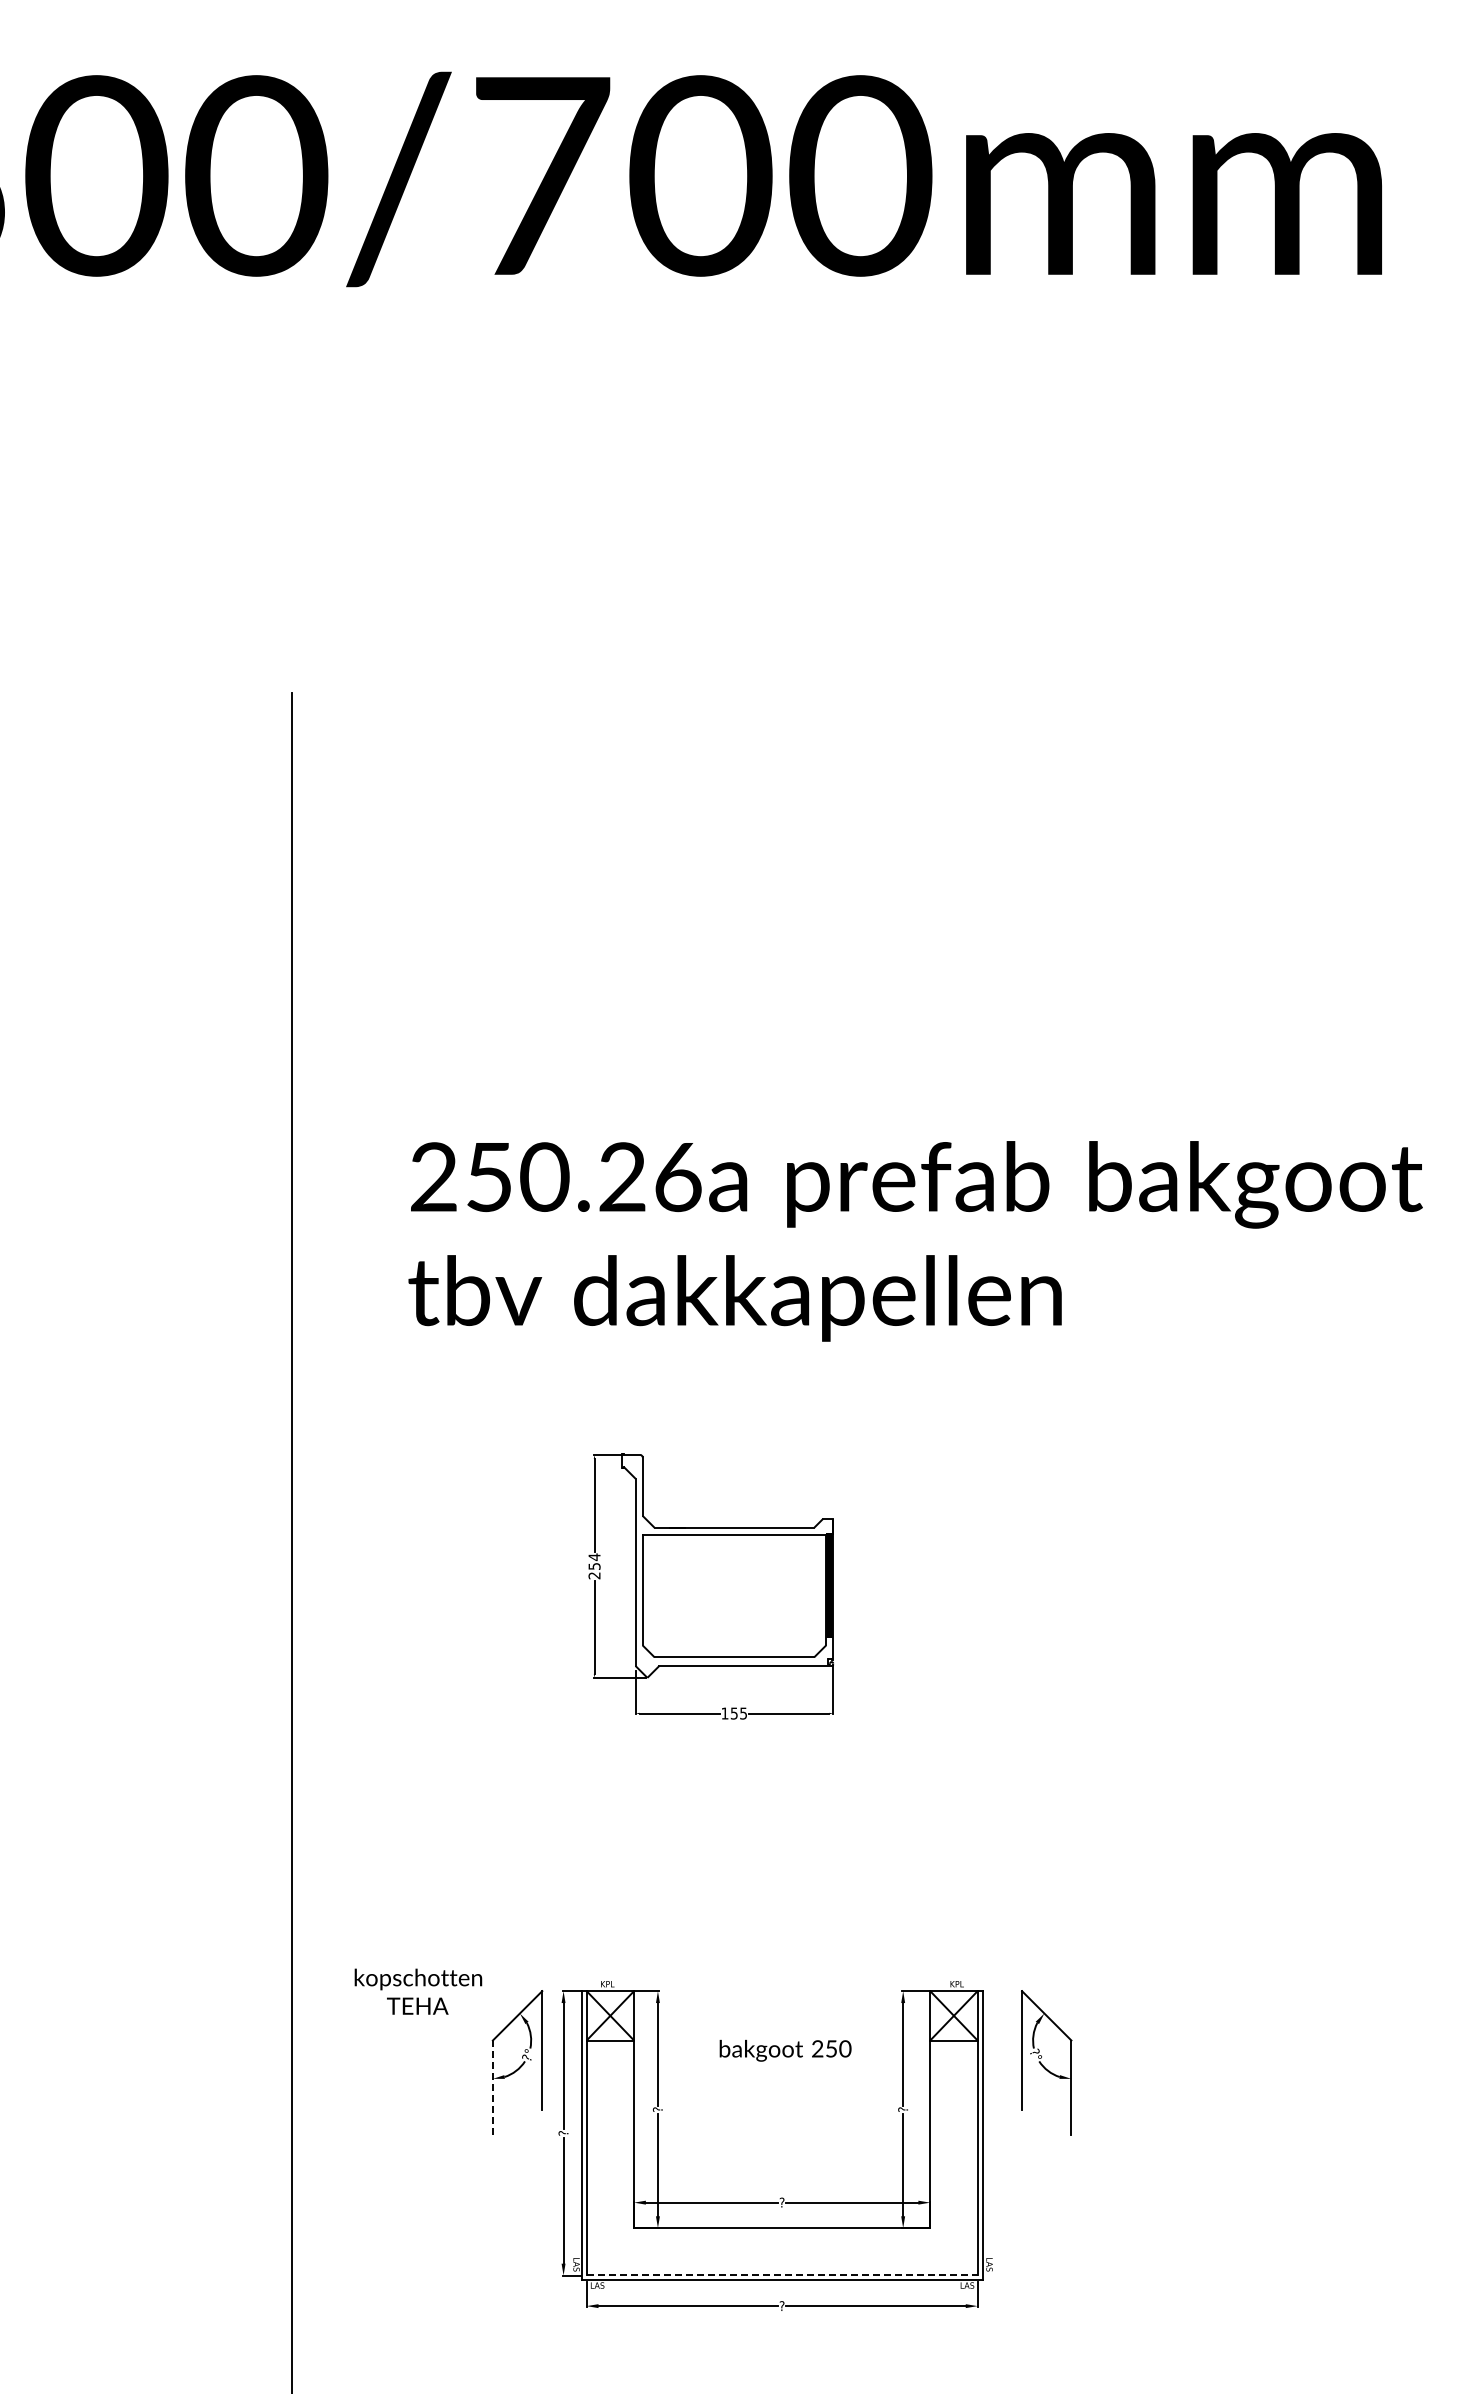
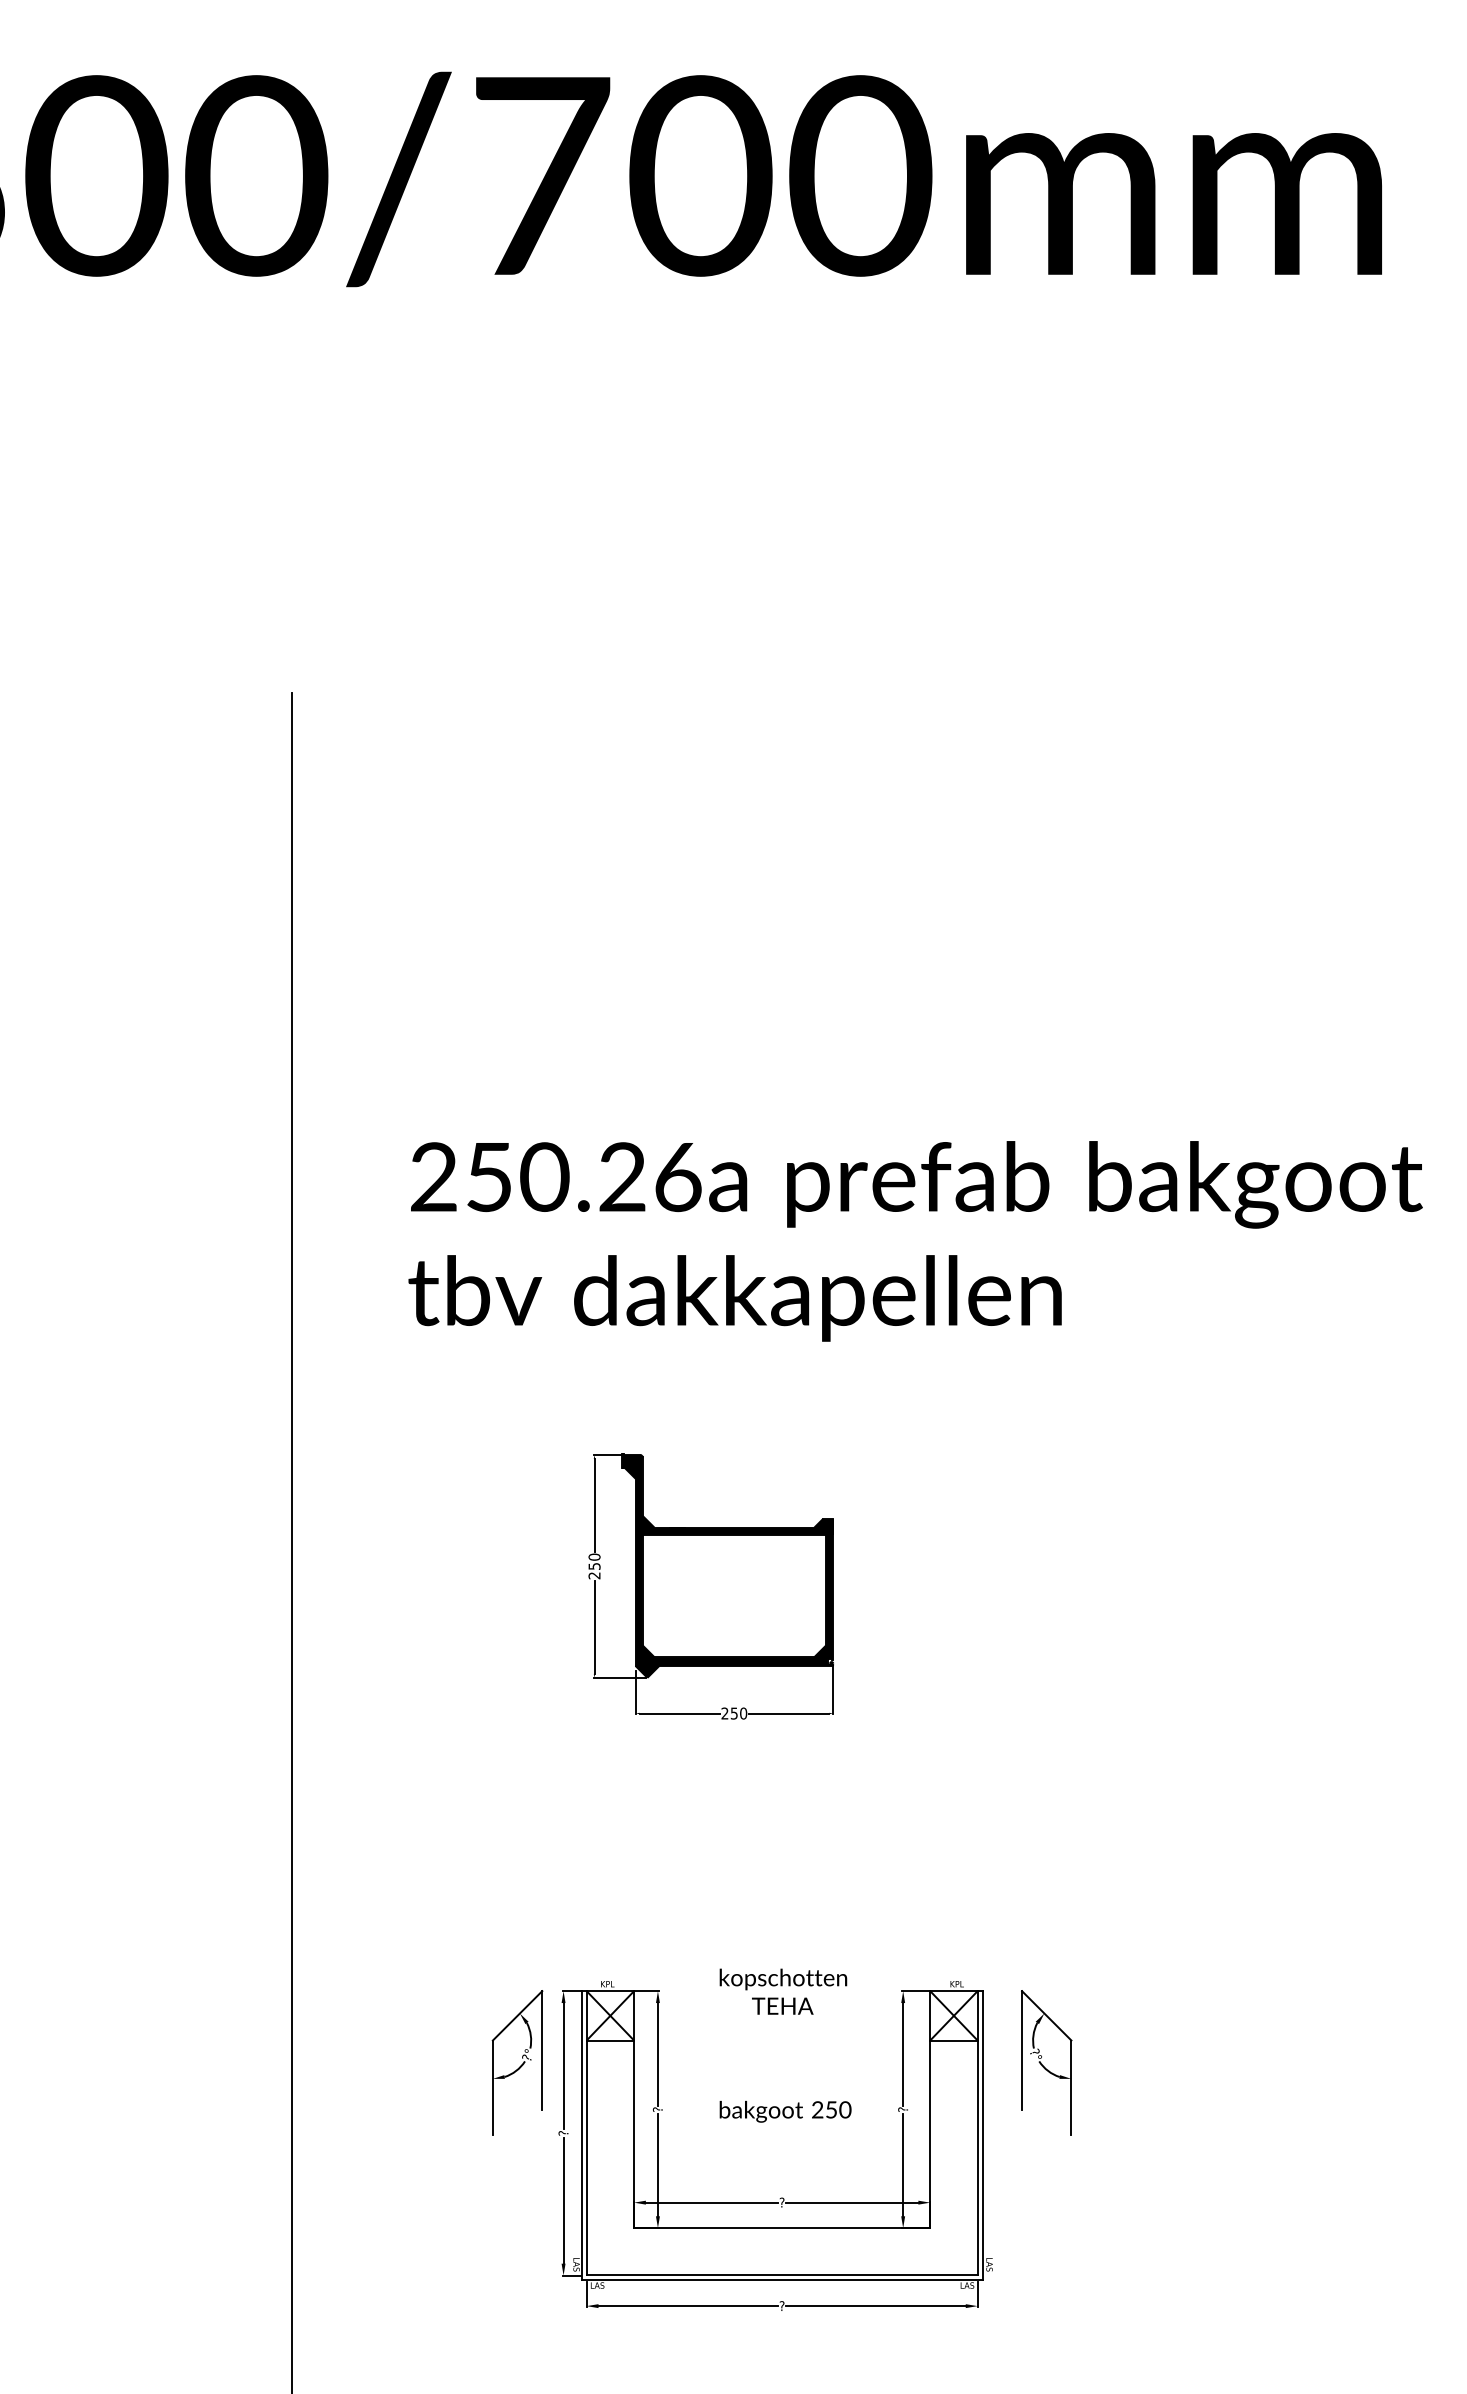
text: 254 -> 250 (594, 1557)
fill: none -> present (727, 1565)
text: 155 -> 250 (734, 1713)
text position: (418, 1991) -> (783, 1991) (783, 1991)
text position: (785, 2050) -> (785, 2111) (785, 2111)
line: dashed -> solid (492, 2087)
line: dashed -> solid (782, 2275)
